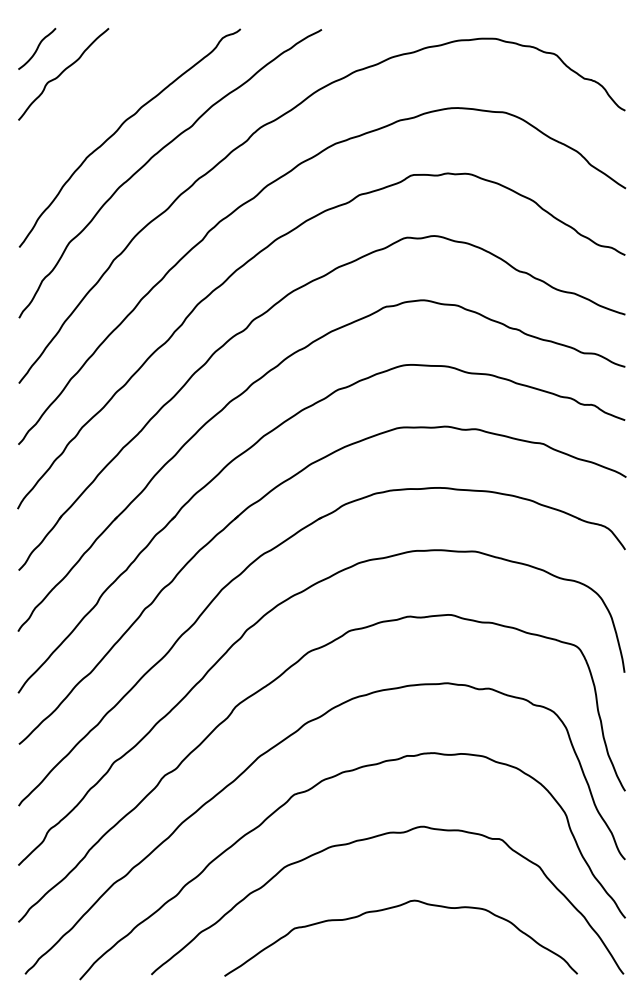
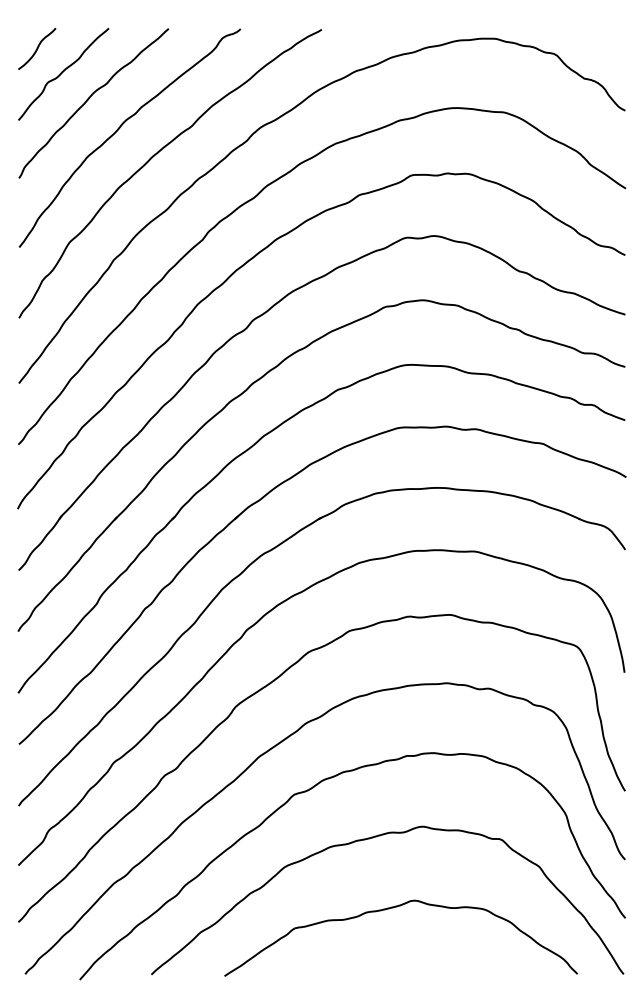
curve: none -> present (89, 99)
